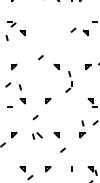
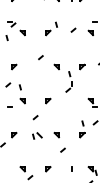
part: none -> present (51, 28)
part position: (85, 32) -> (90, 32) (90, 32)
part position: (88, 66) -> (82, 66) (82, 66)
